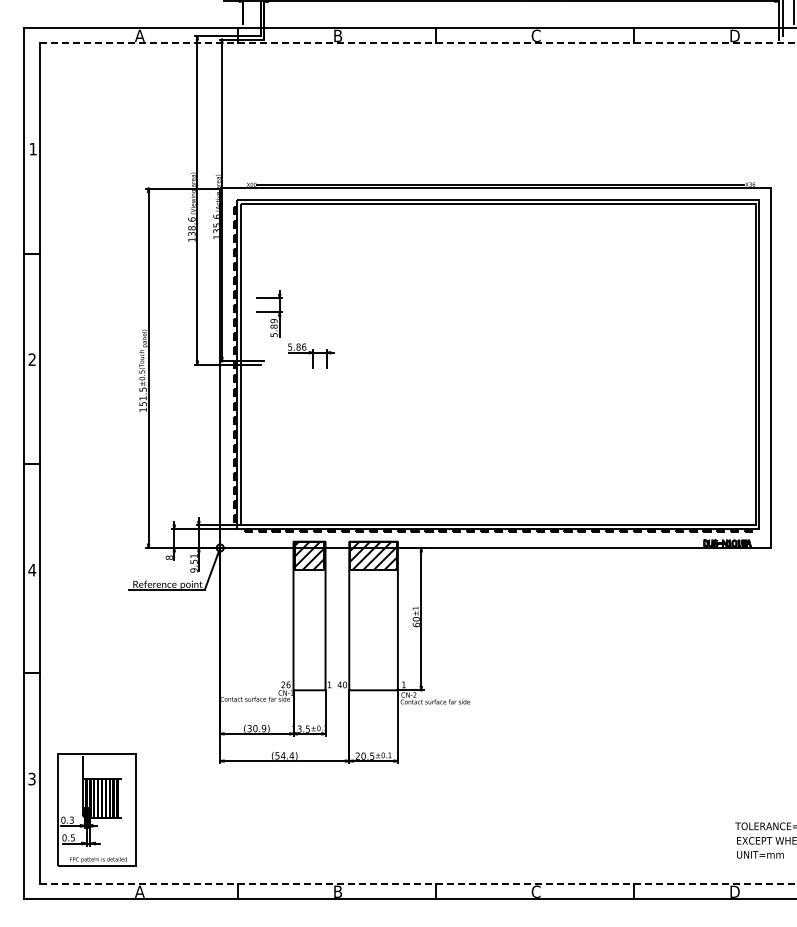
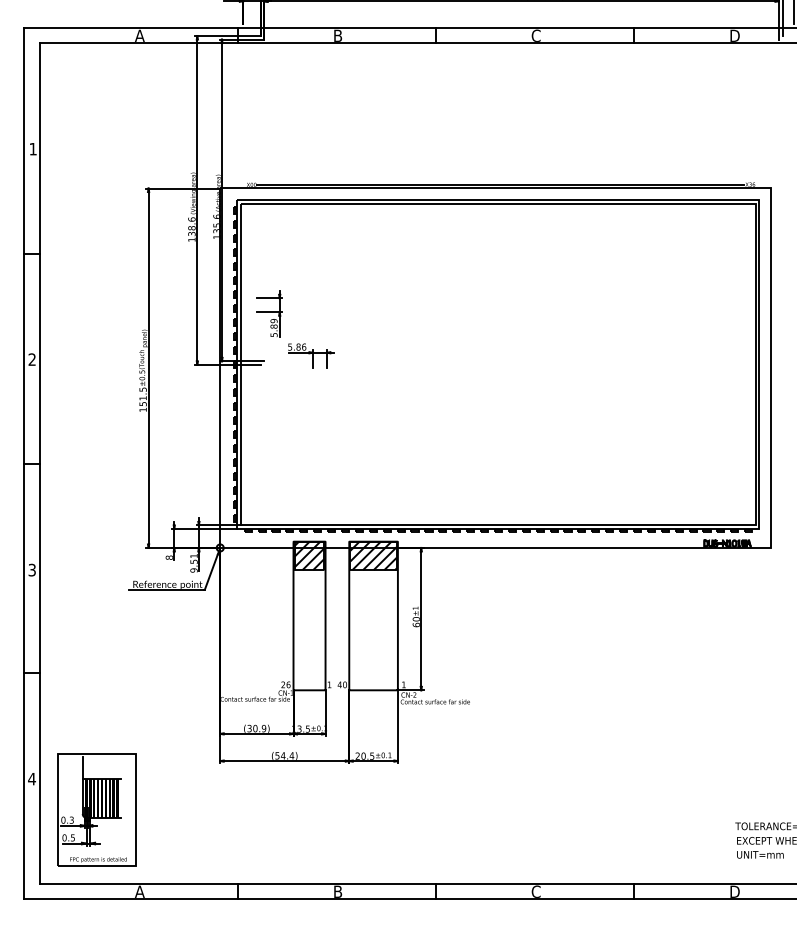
line: dashed -> solid (418, 43)
text: 4 -> 3 (32, 569)
text: 3 -> 4 (31, 778)
line: dashed -> solid (418, 883)
